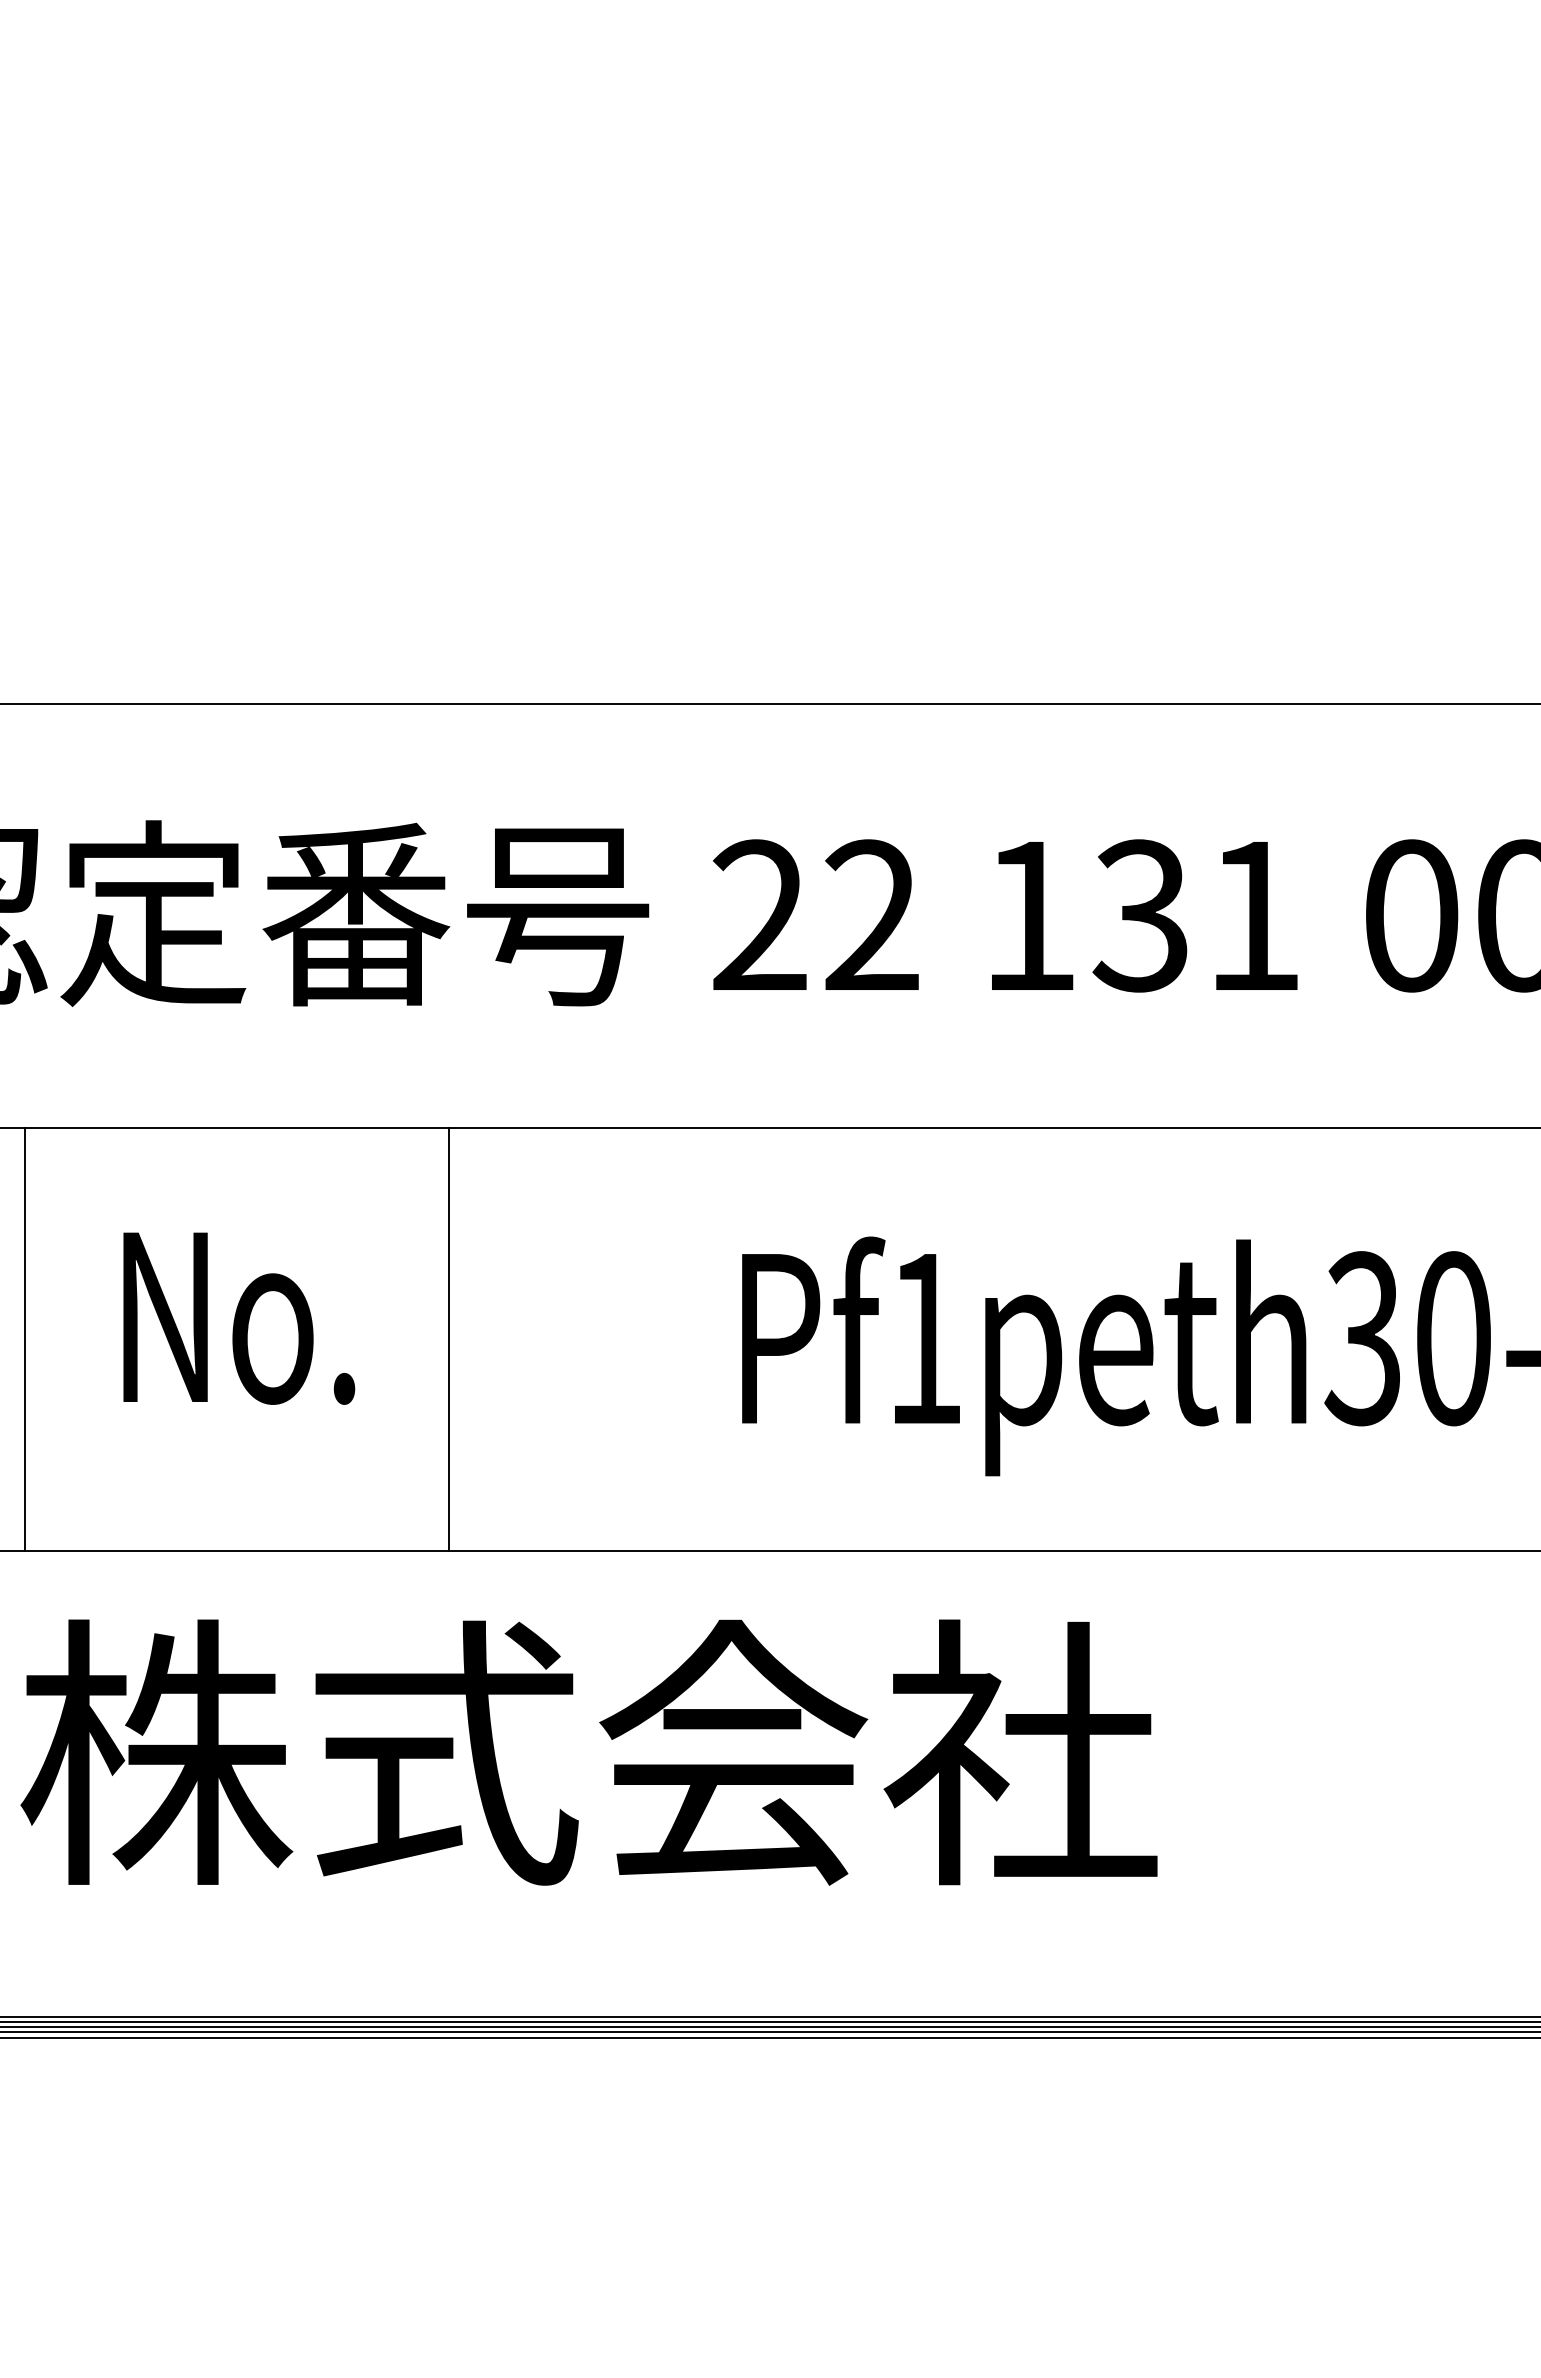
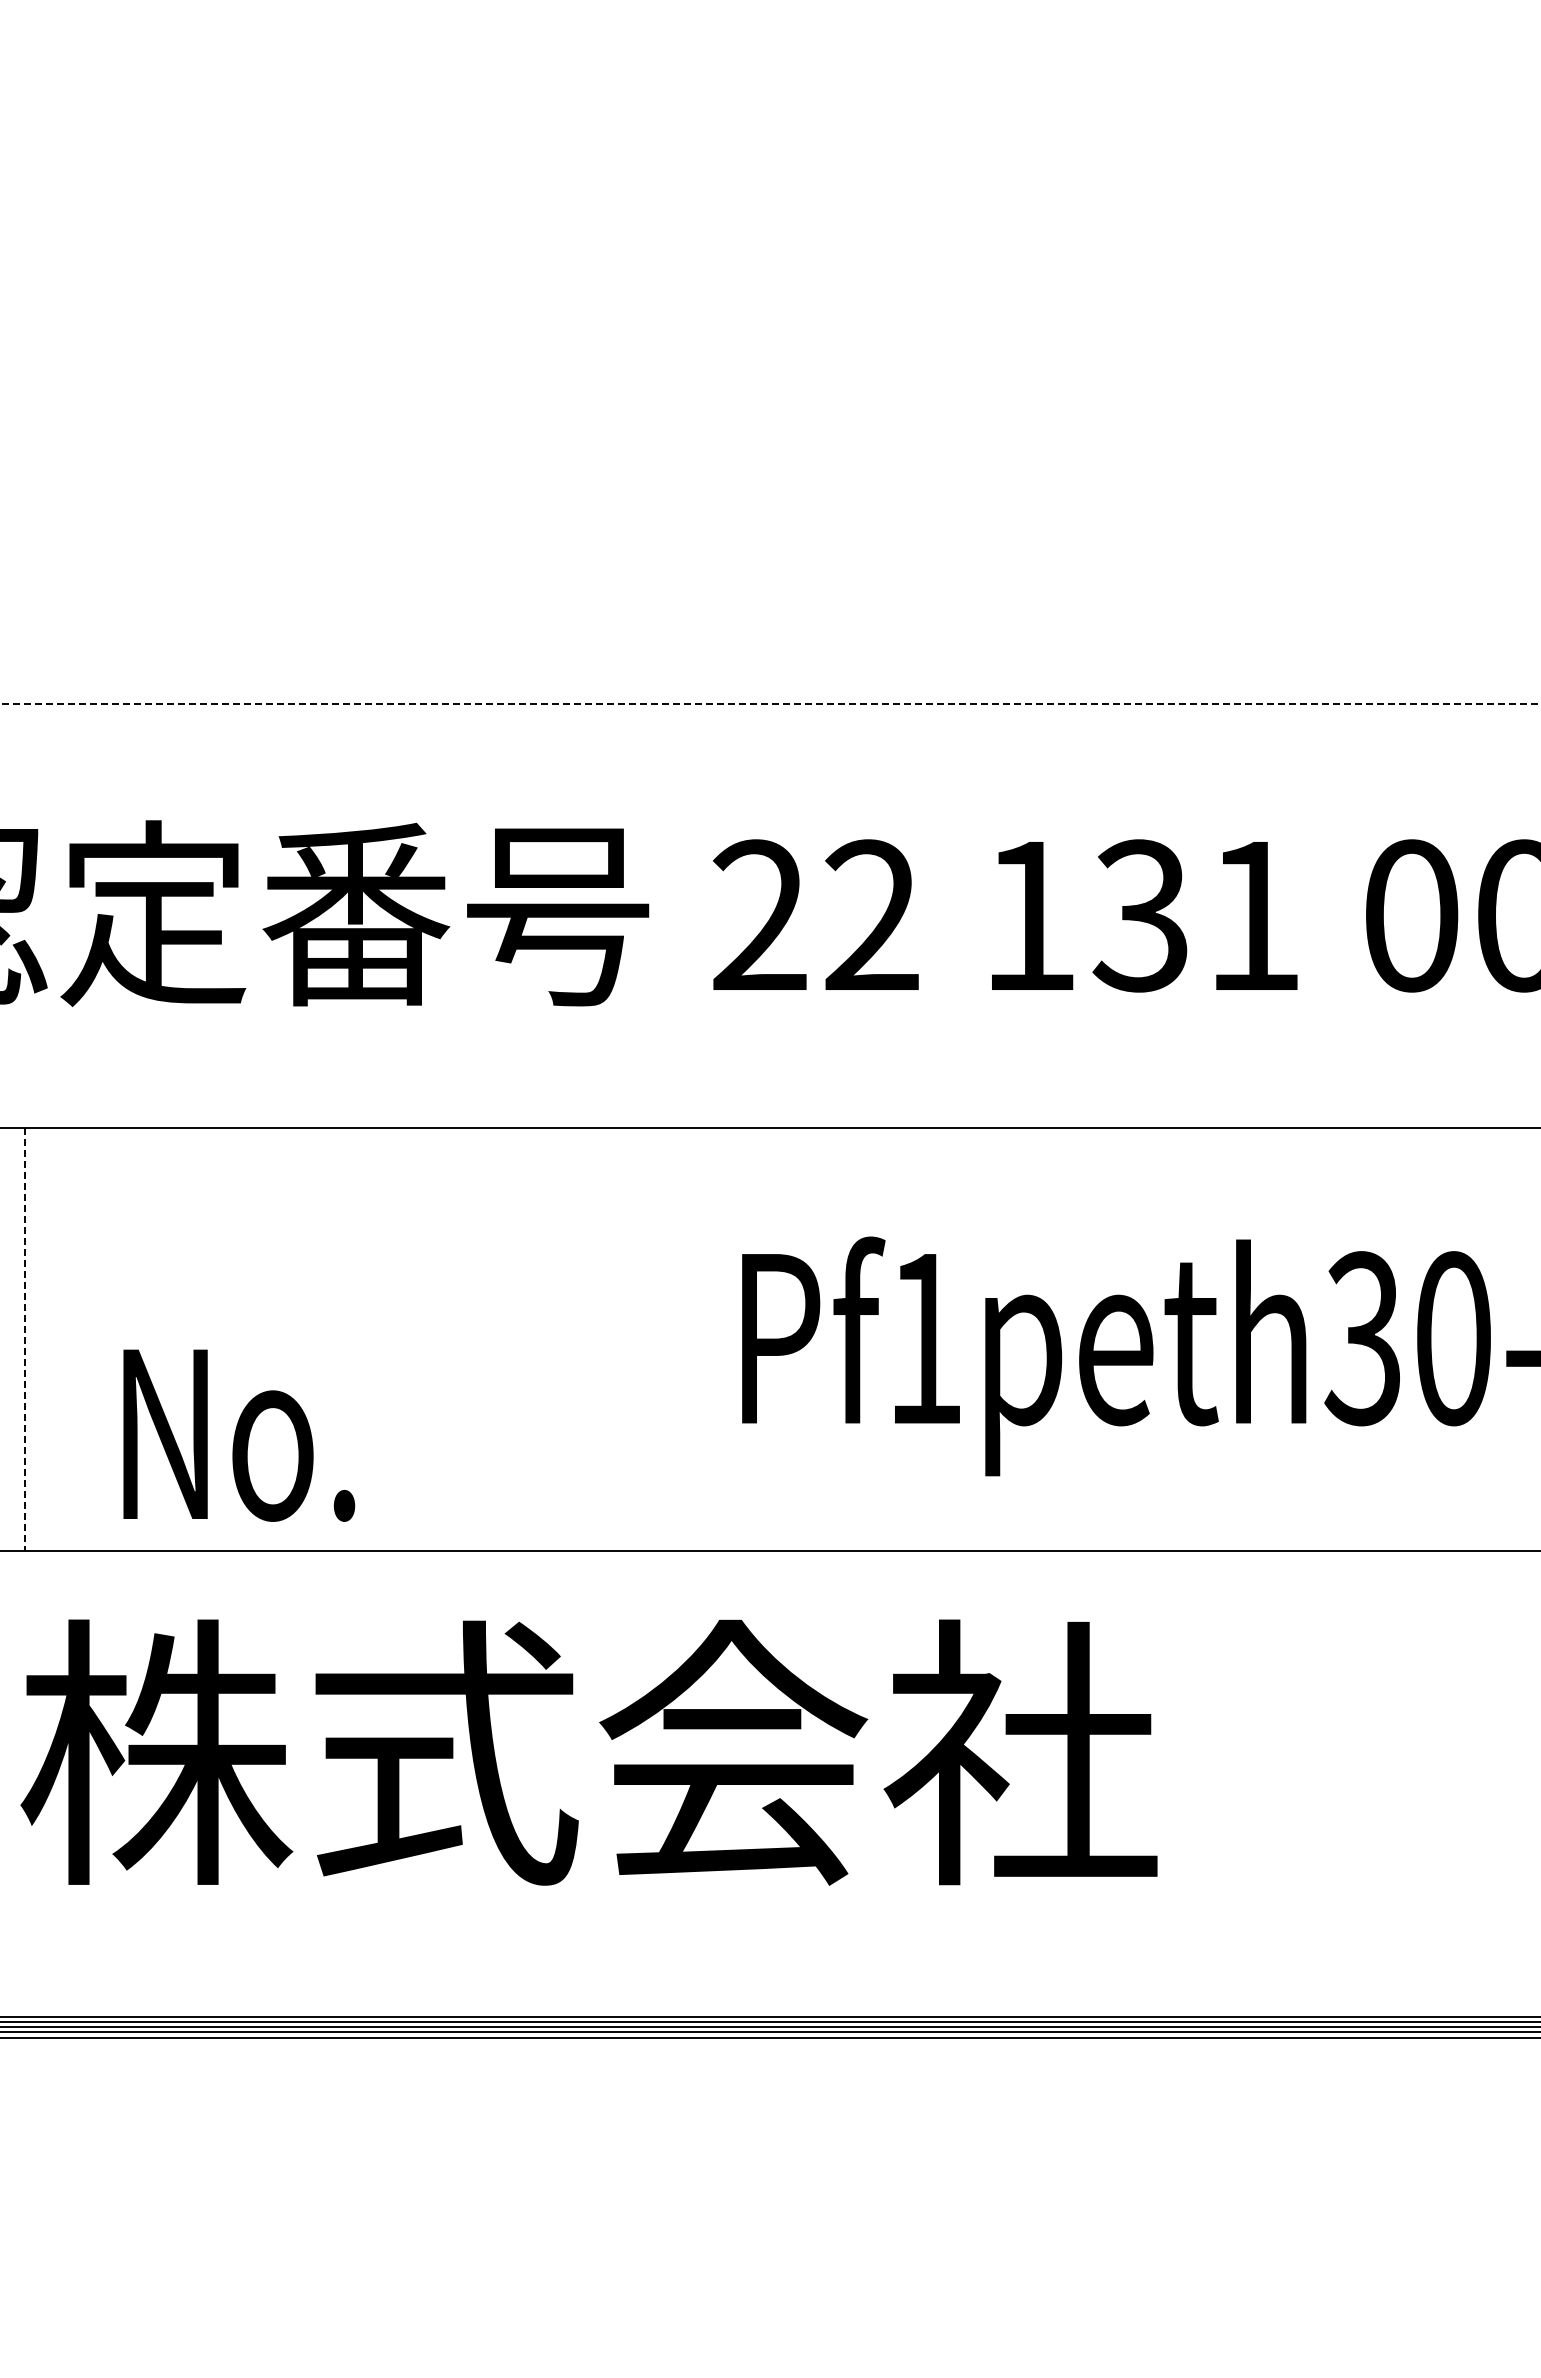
line: solid -> dashed (770, 704)
text position: (239, 1318) -> (239, 1435) (239, 1435)
line: present -> none (448, 1338)
line: solid -> dashed (25, 1339)
